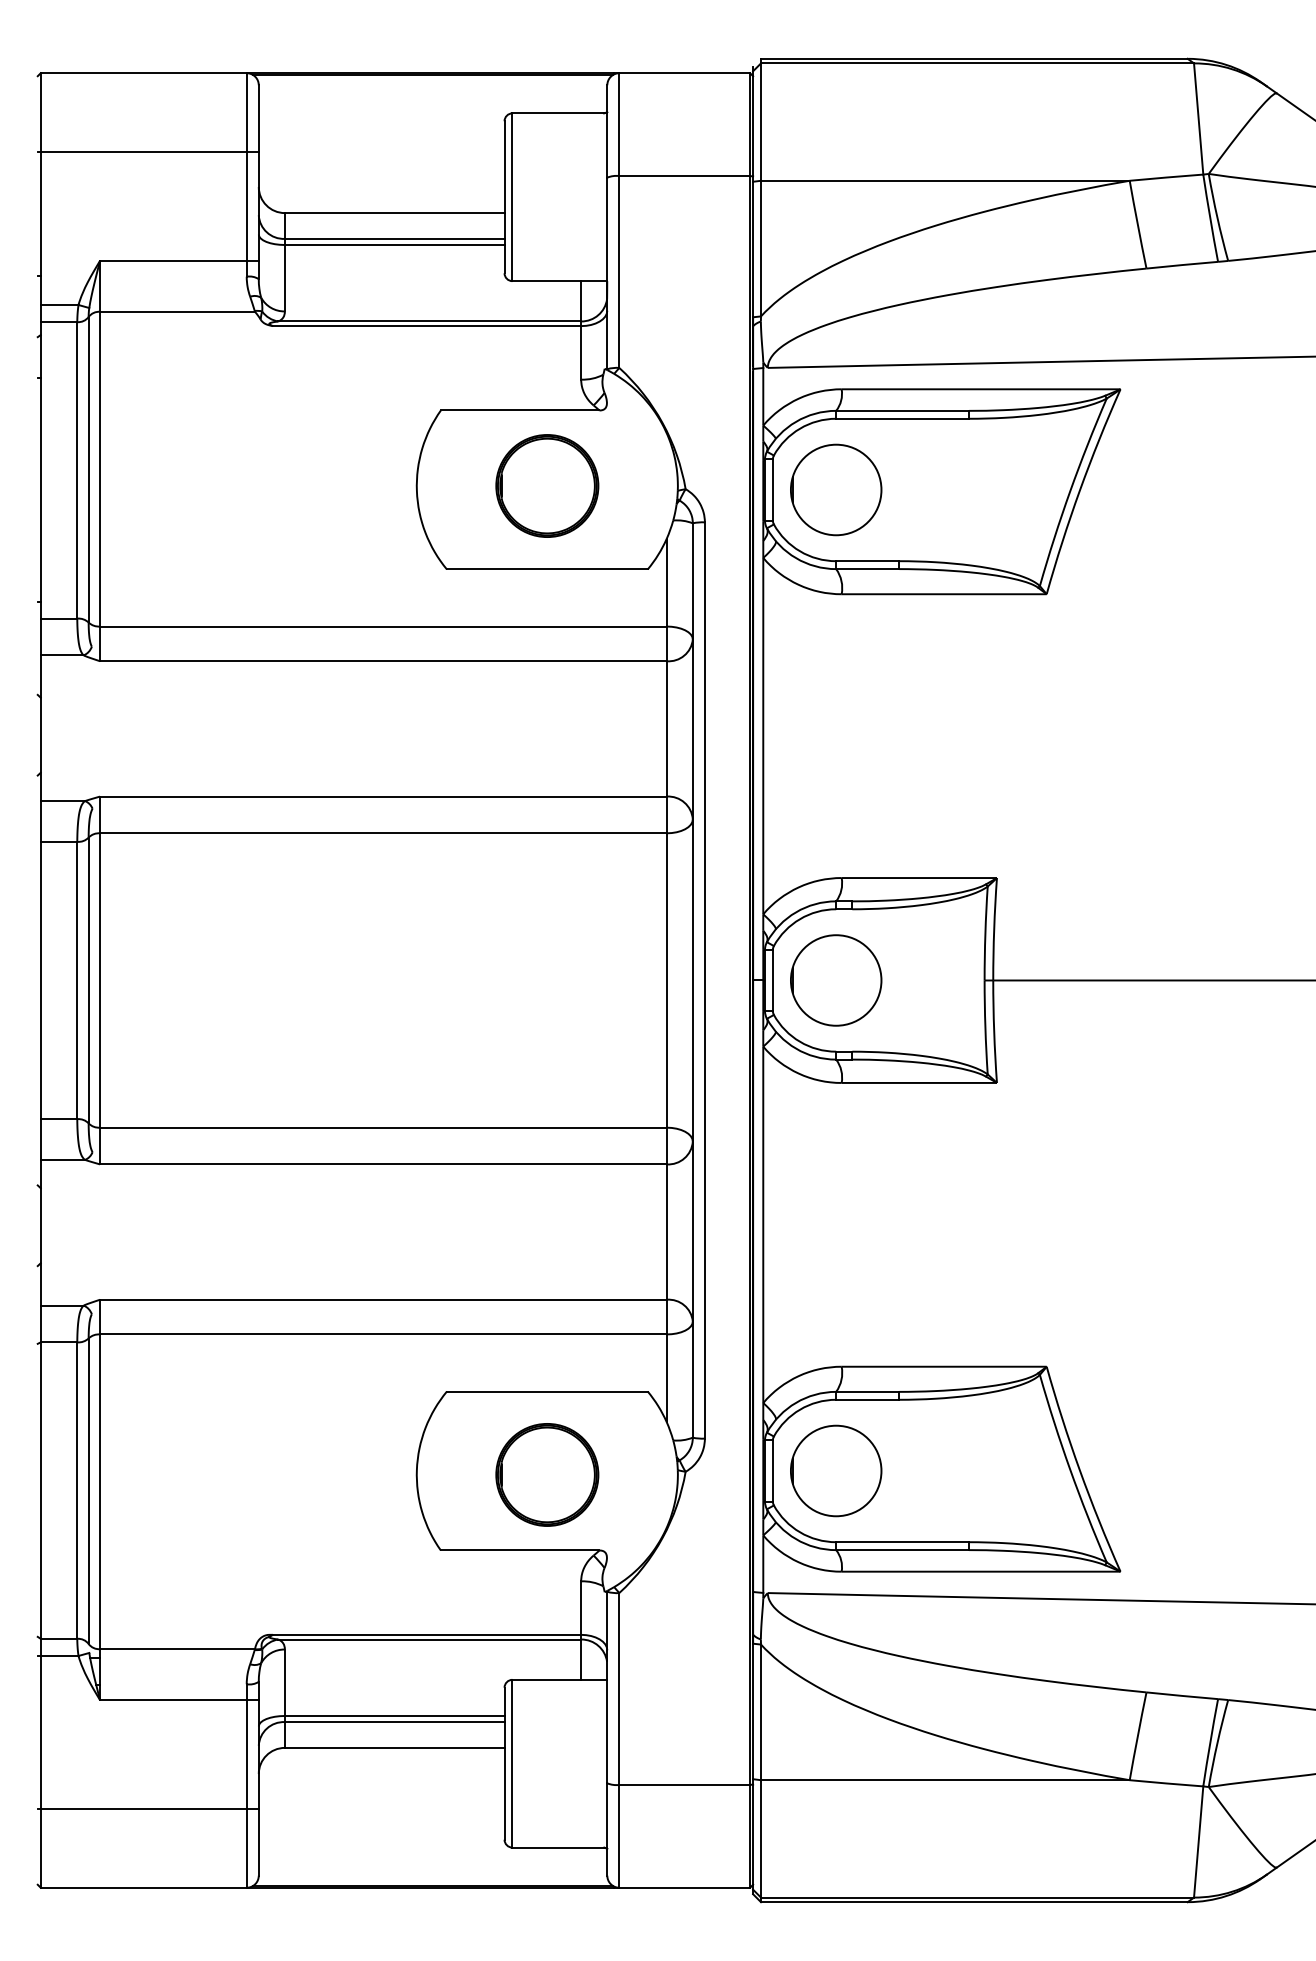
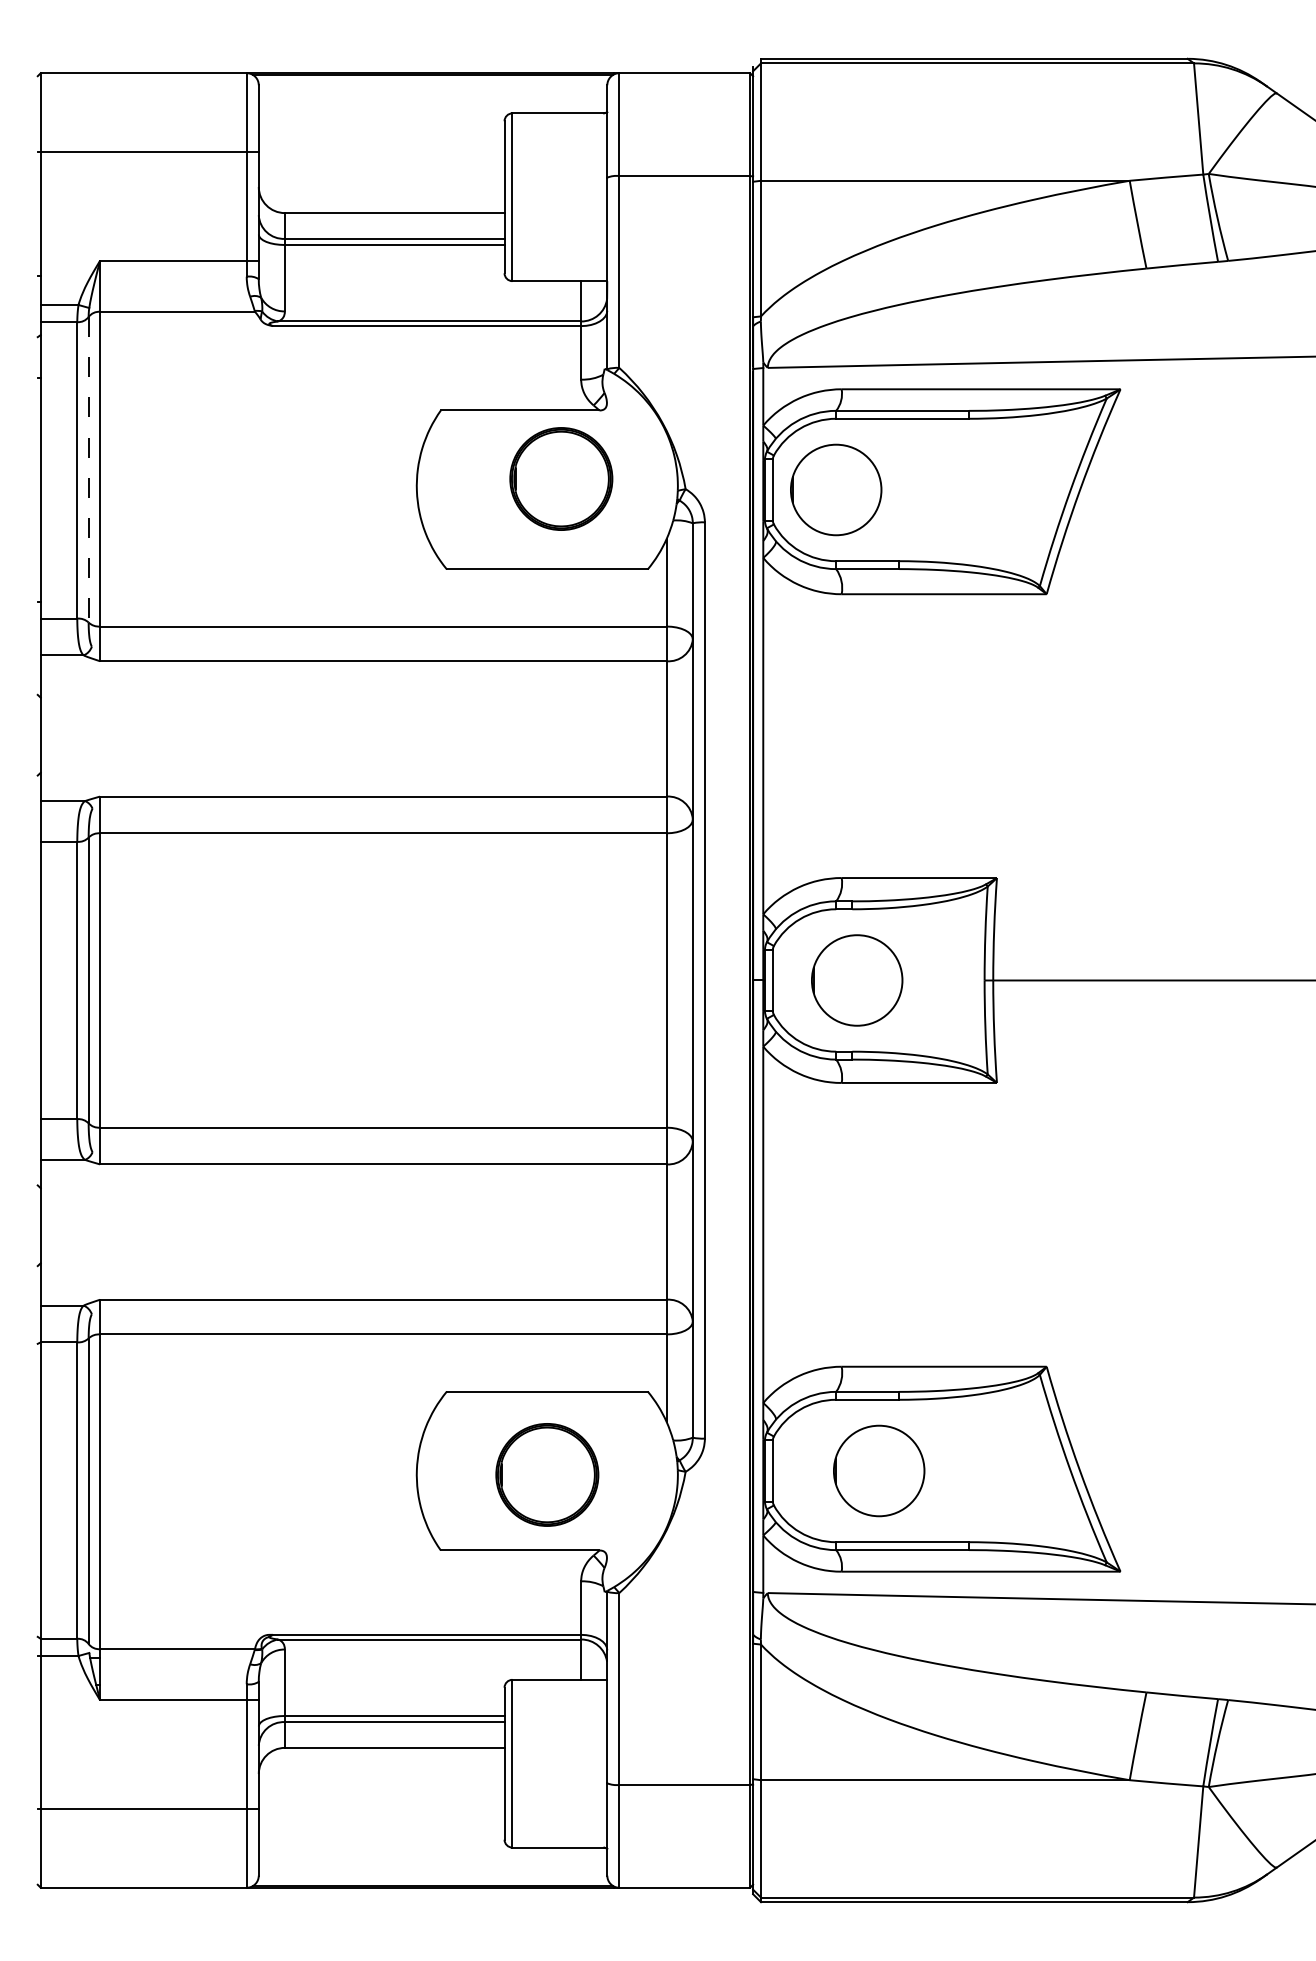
line: solid -> dashed (88, 469)
part position: (547, 485) -> (561, 478) (561, 478)
circle position: (836, 980) -> (857, 980) (857, 980)
part position: (836, 1470) -> (879, 1470) (879, 1470)
